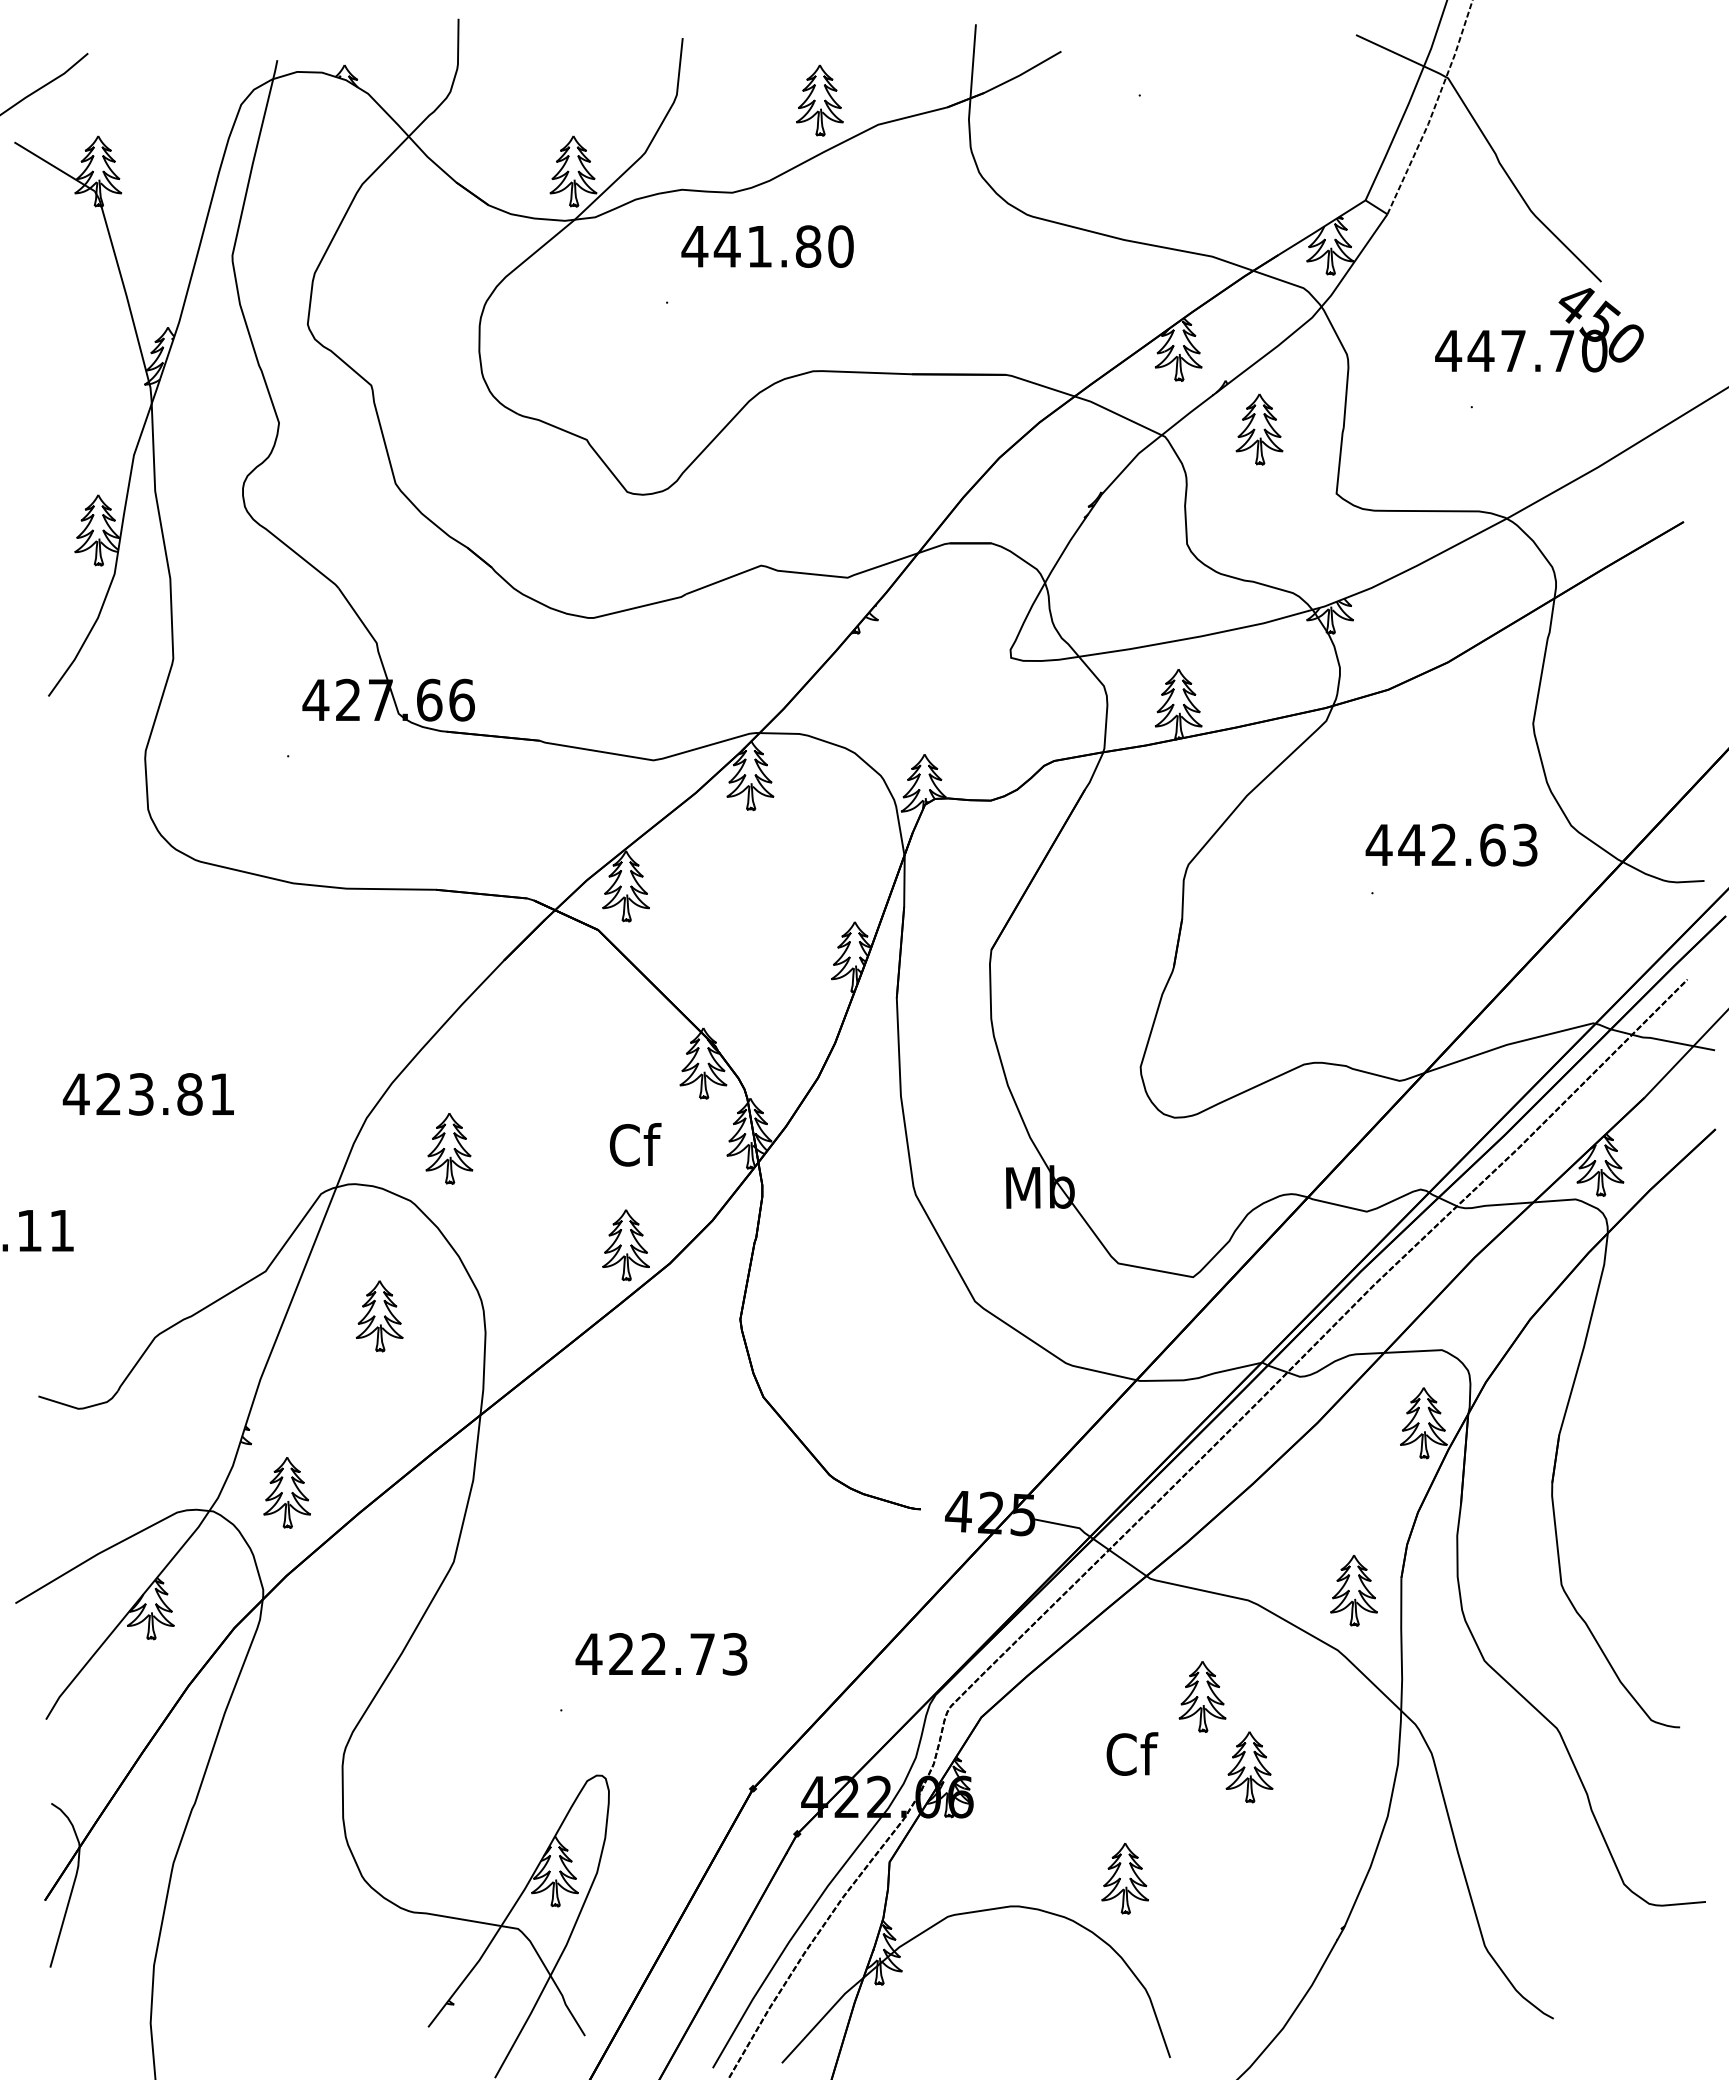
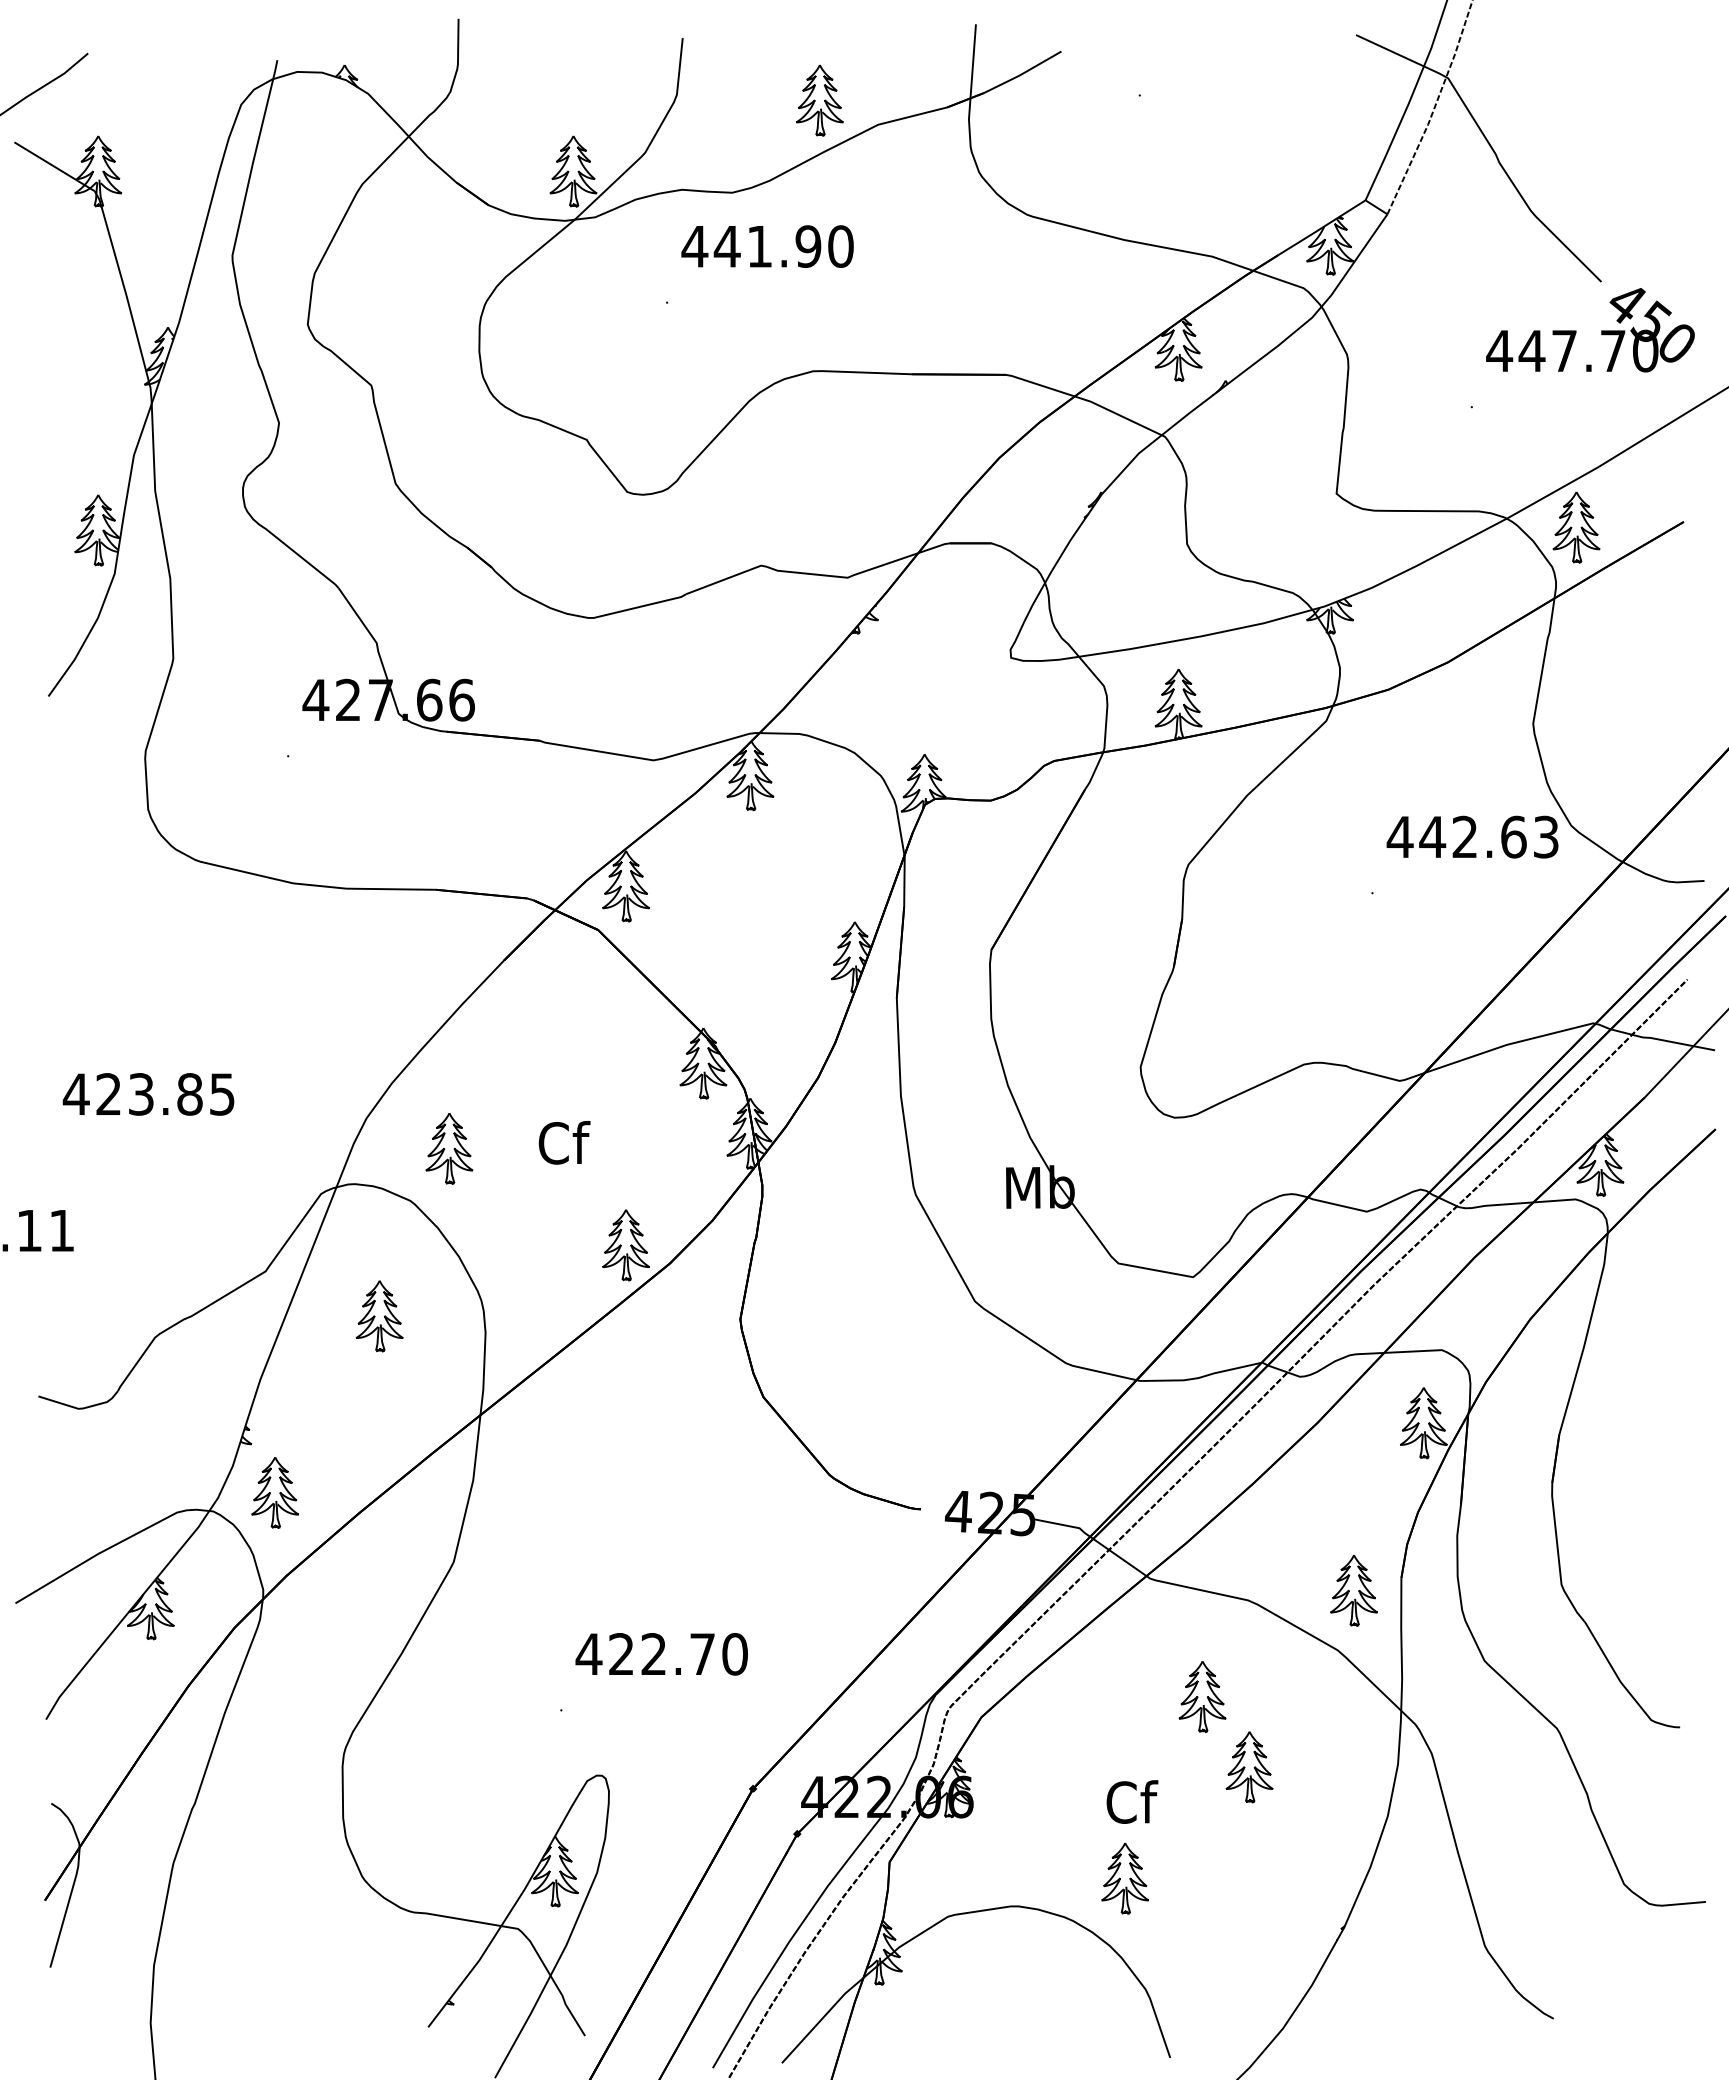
text: 441.80 -> 441.90 (808, 246)
text position: (1539, 330) -> (1590, 330) (1590, 330)
part position: (1259, 429) -> (1576, 527) (1576, 527)
text position: (1451, 844) -> (1472, 836) (1472, 836)
text: 423.81 -> 423.85 (222, 1094)
text position: (635, 1144) -> (564, 1142) (564, 1142)
part position: (286, 1492) -> (274, 1492) (274, 1492)
text: 422.73 -> 422.70 (734, 1654)
text position: (1132, 1753) -> (1132, 1801) (1132, 1801)
